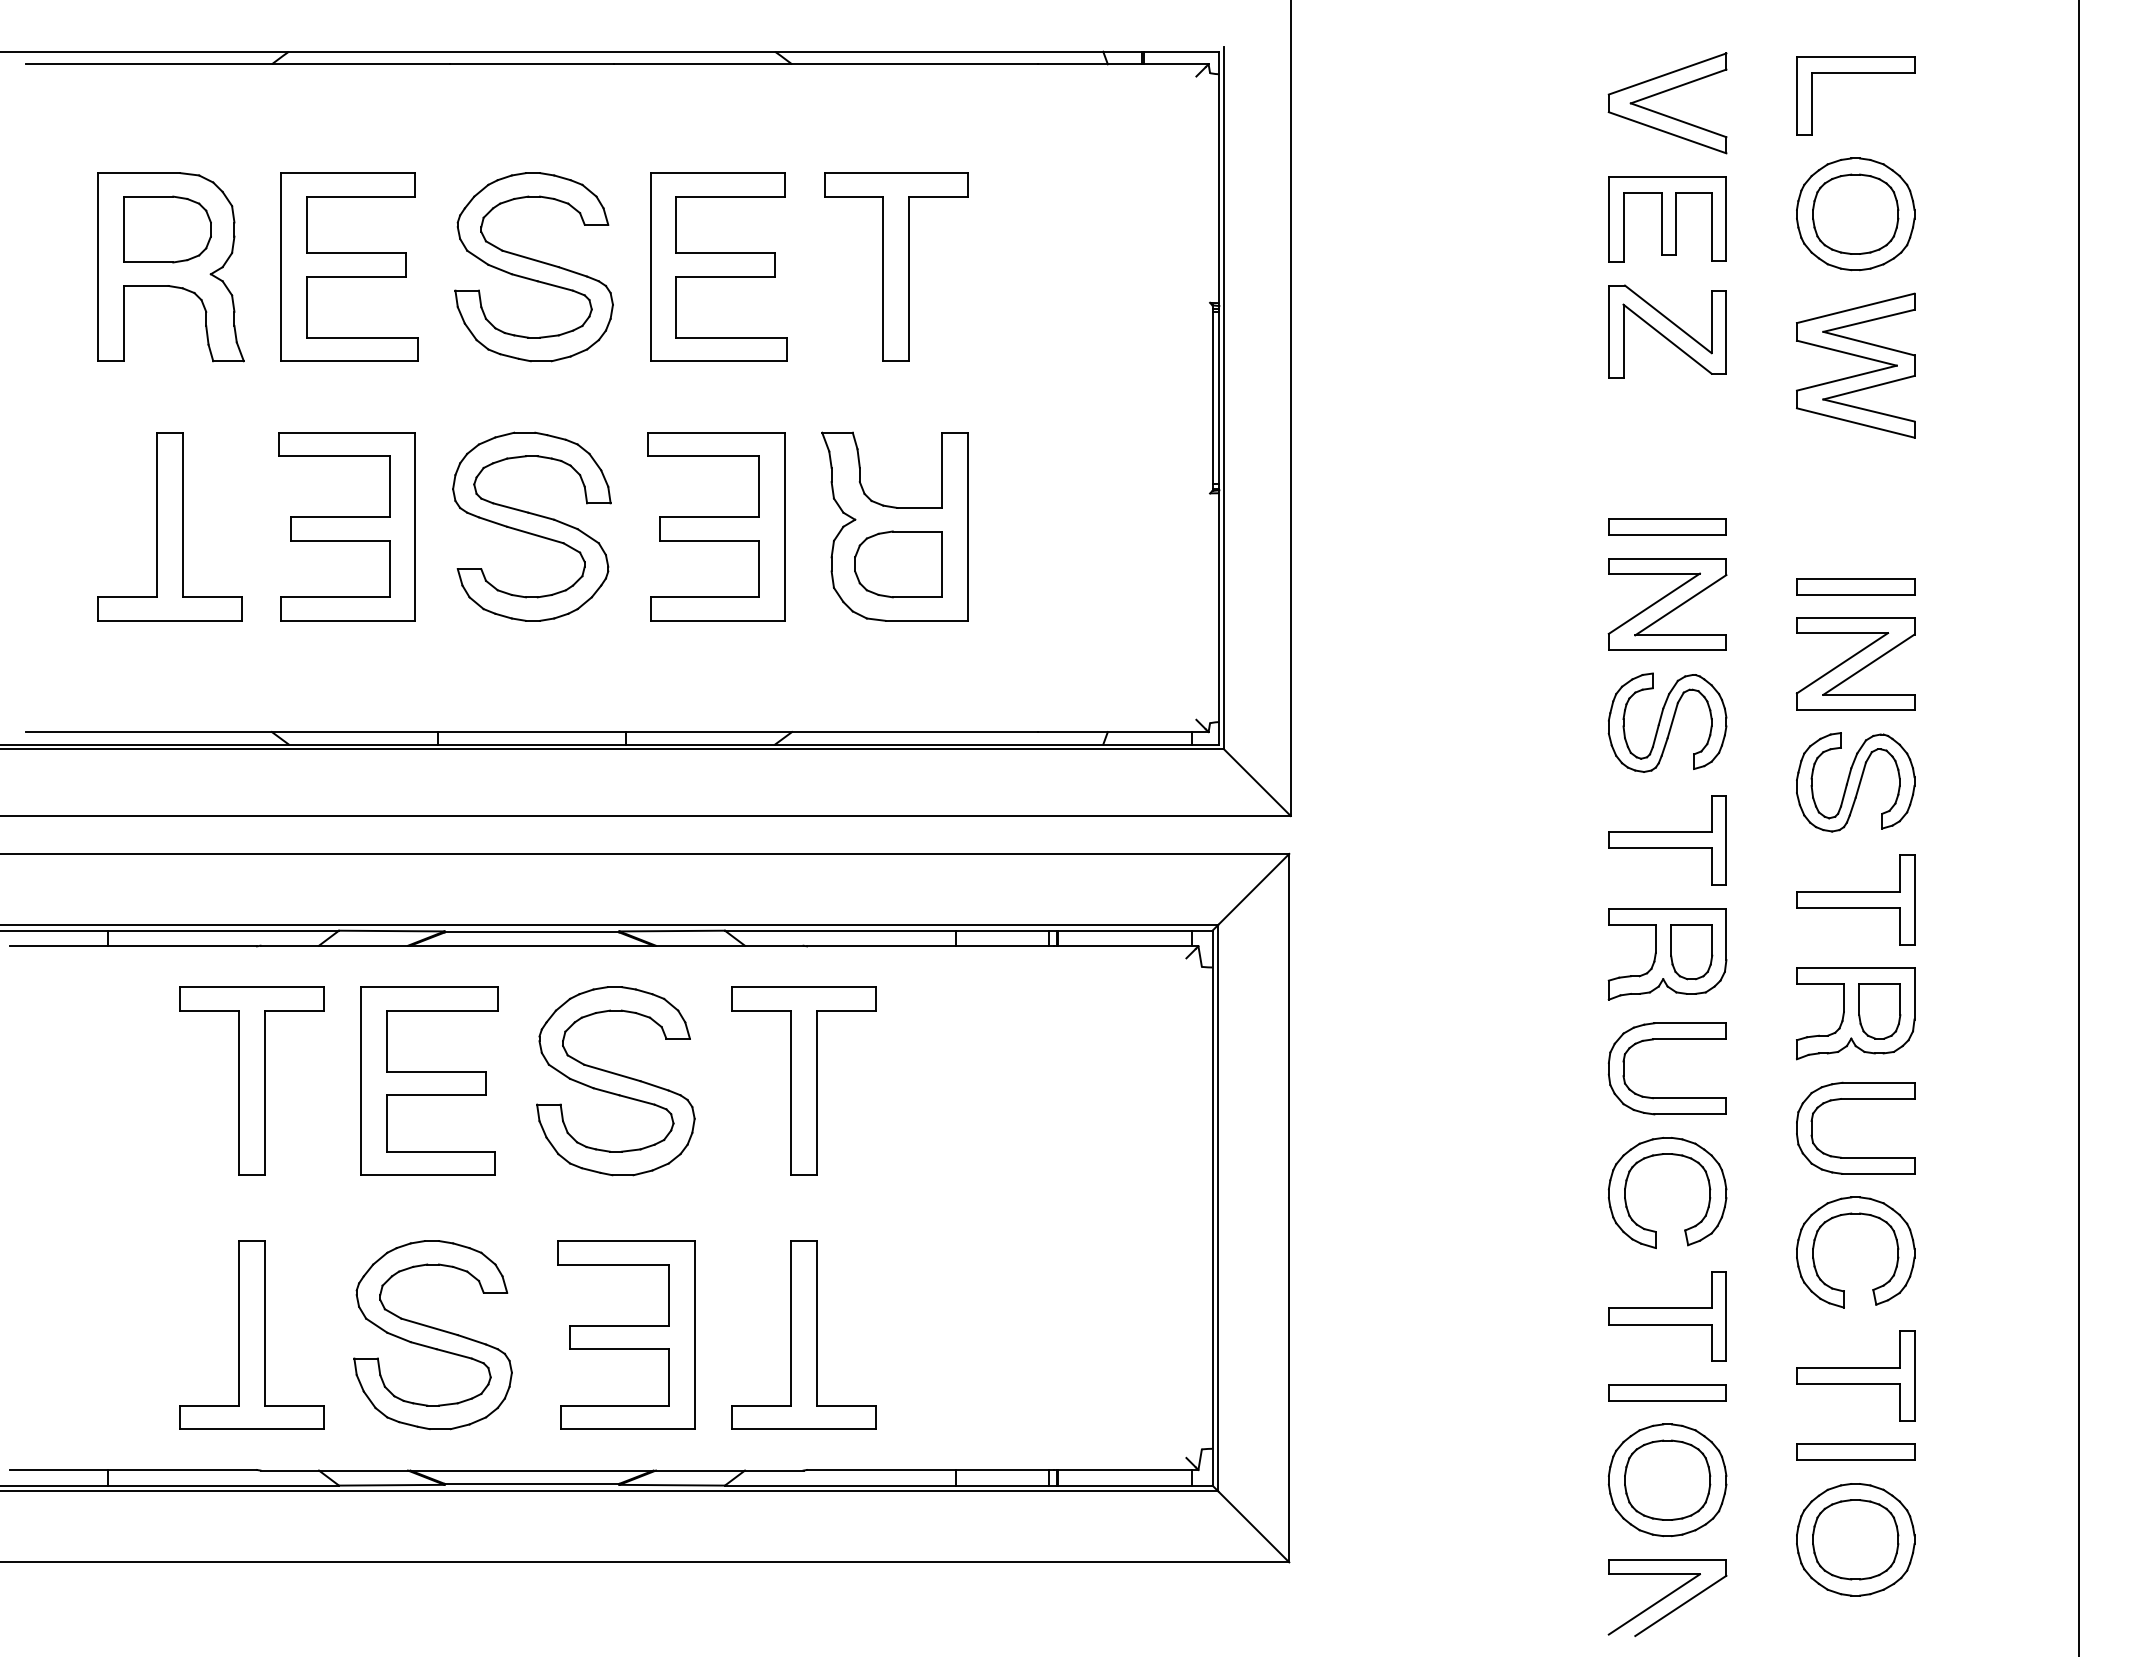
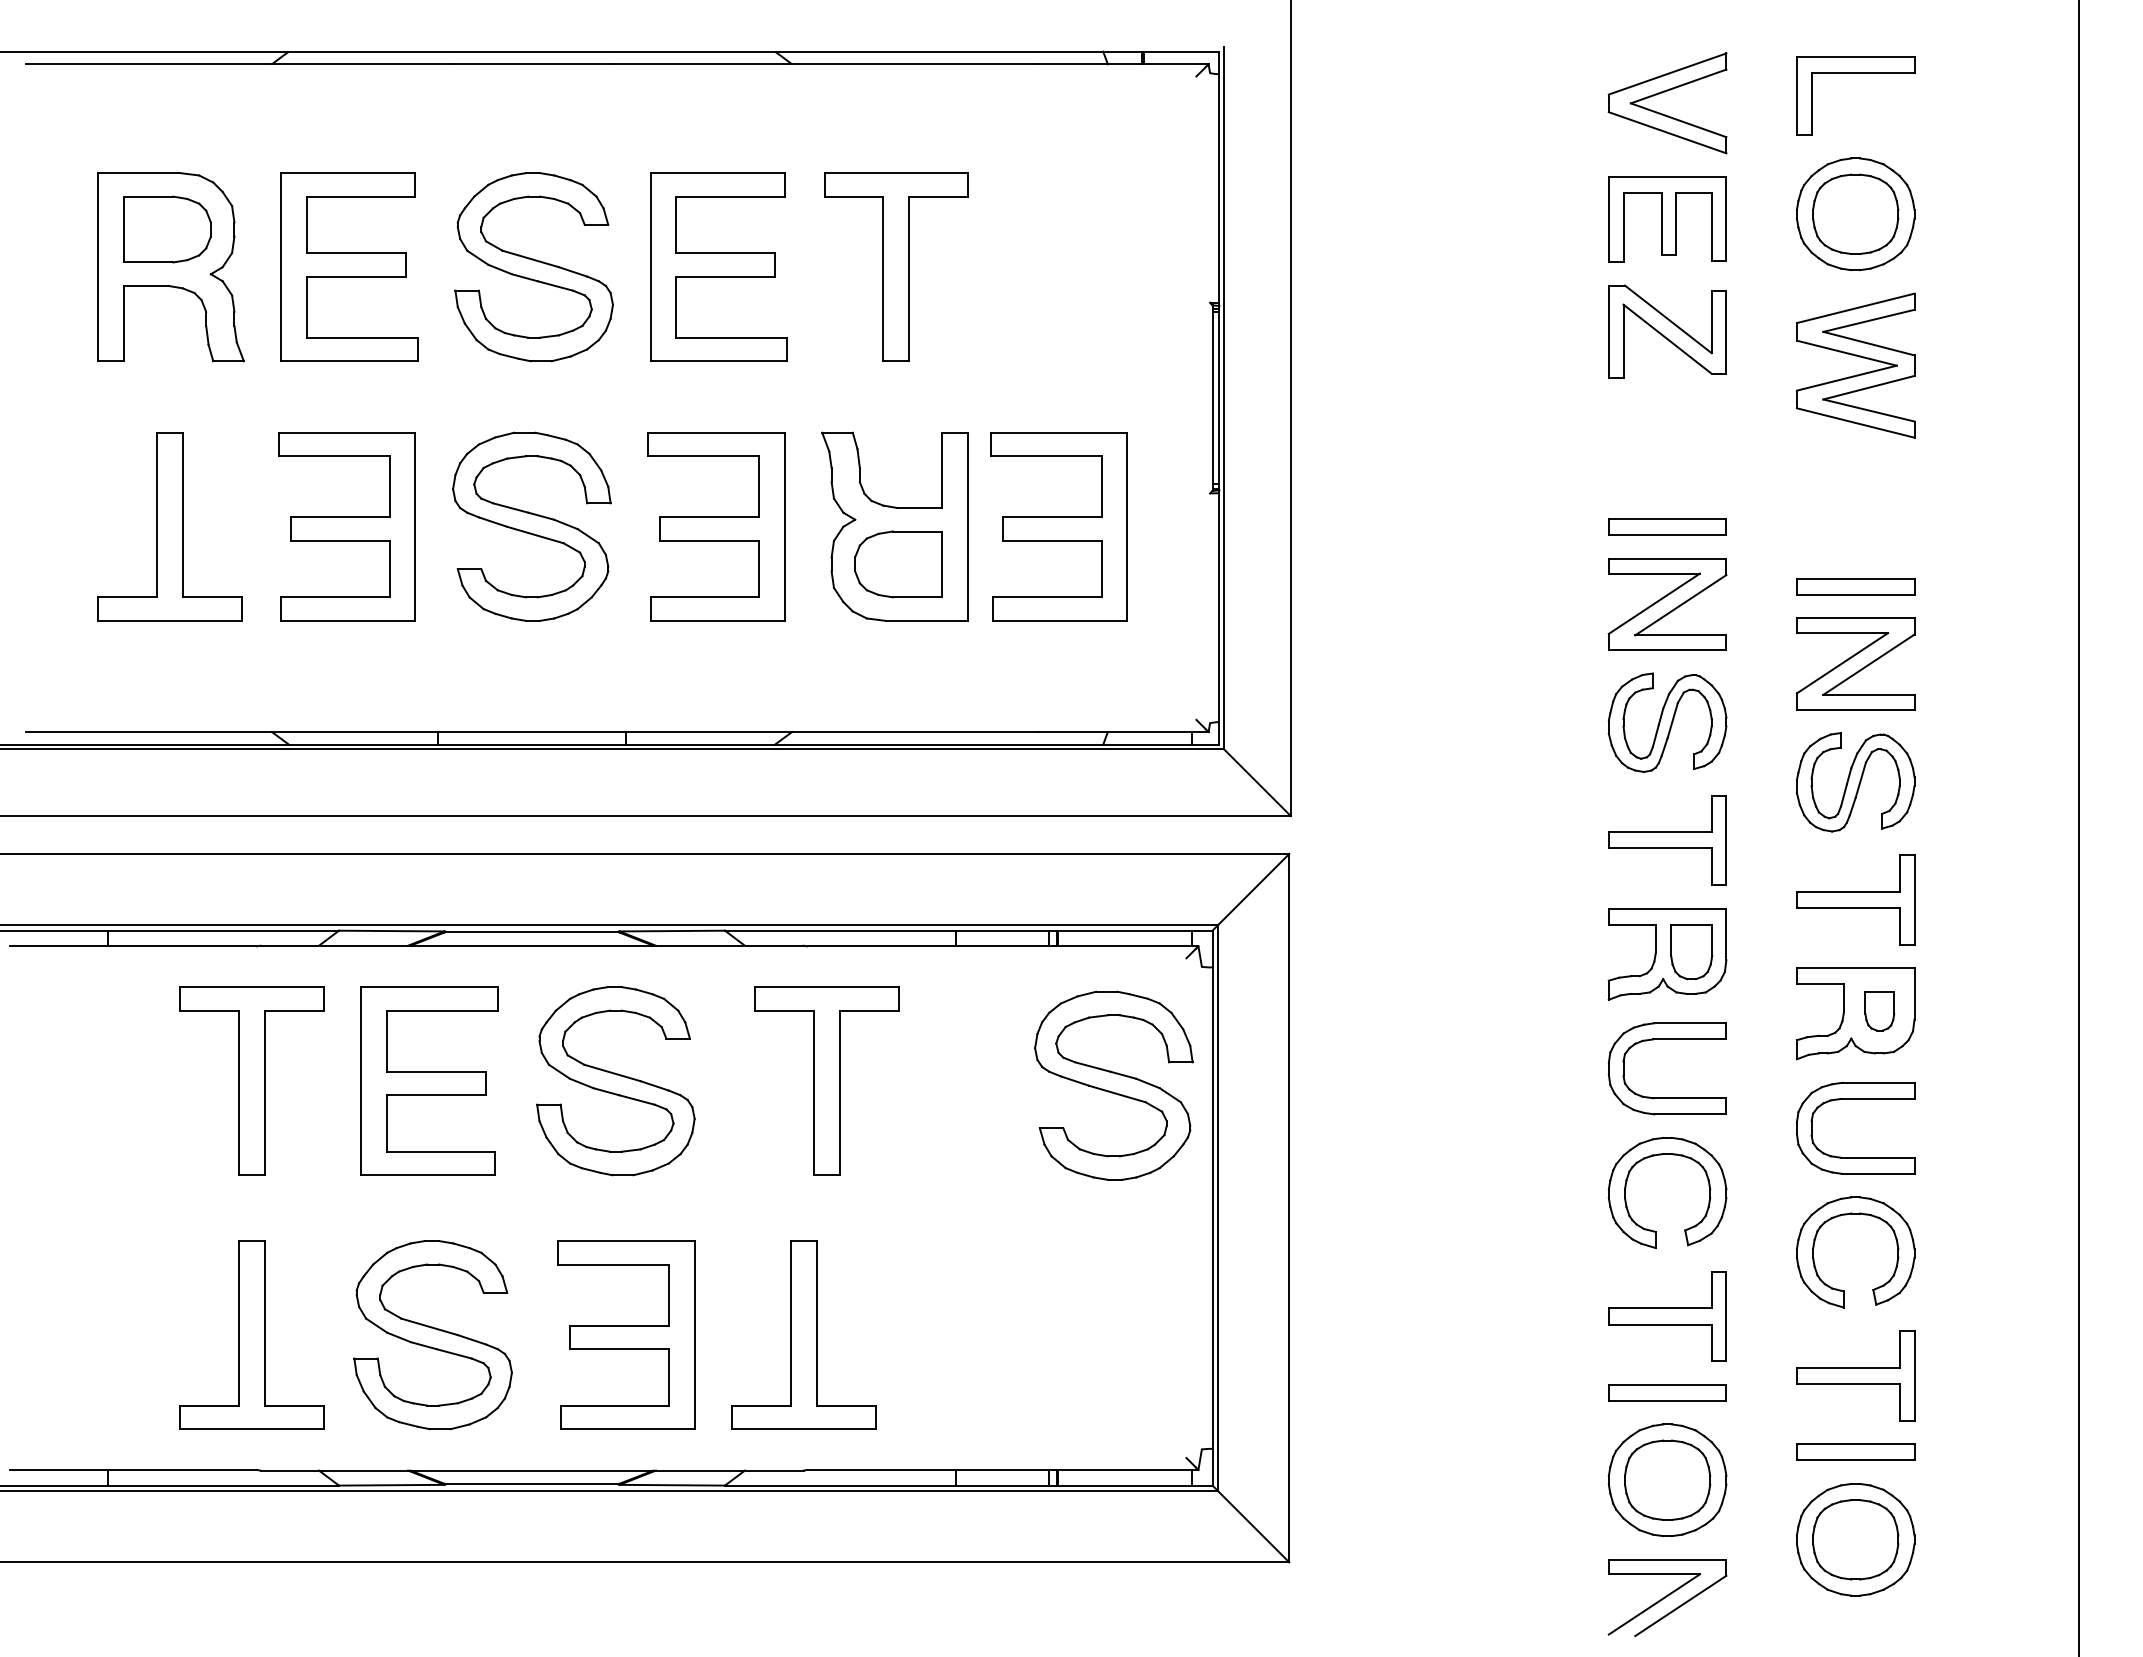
part: none -> present (1058, 526)
part size: 44x57 px -> 32x41 px (1879, 1011)
part position: (803, 1080) -> (826, 1080) (826, 1080)
part: none -> present (1113, 1085)
